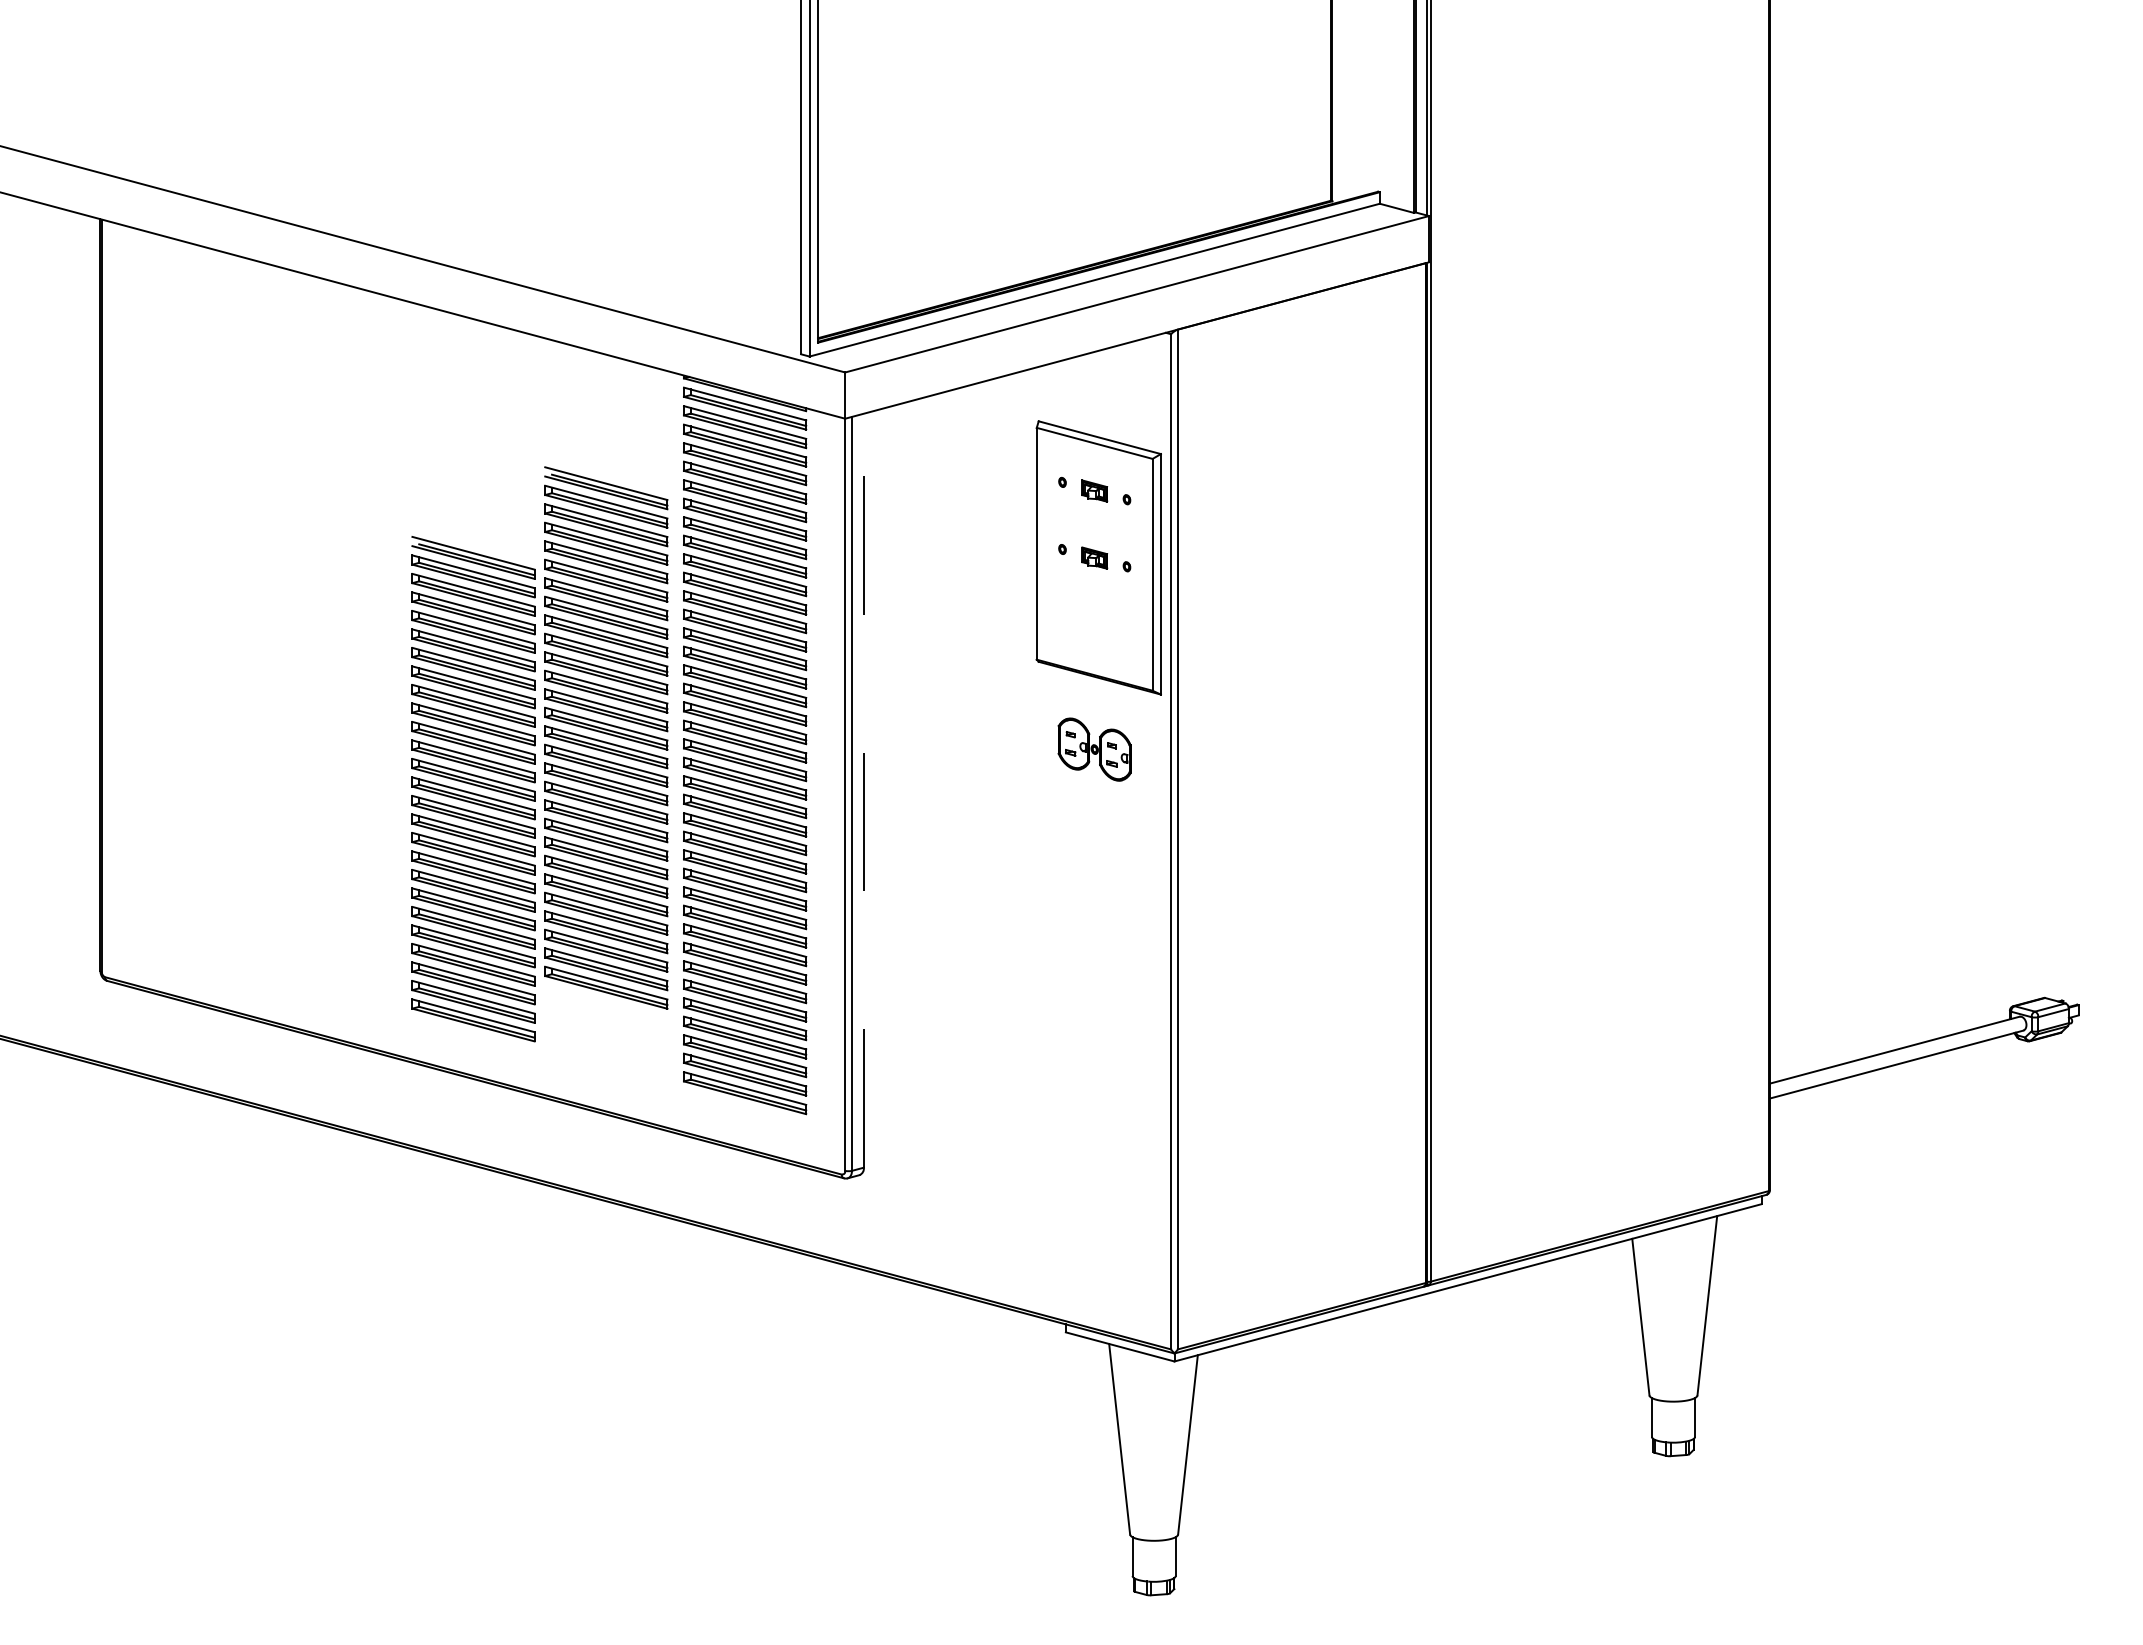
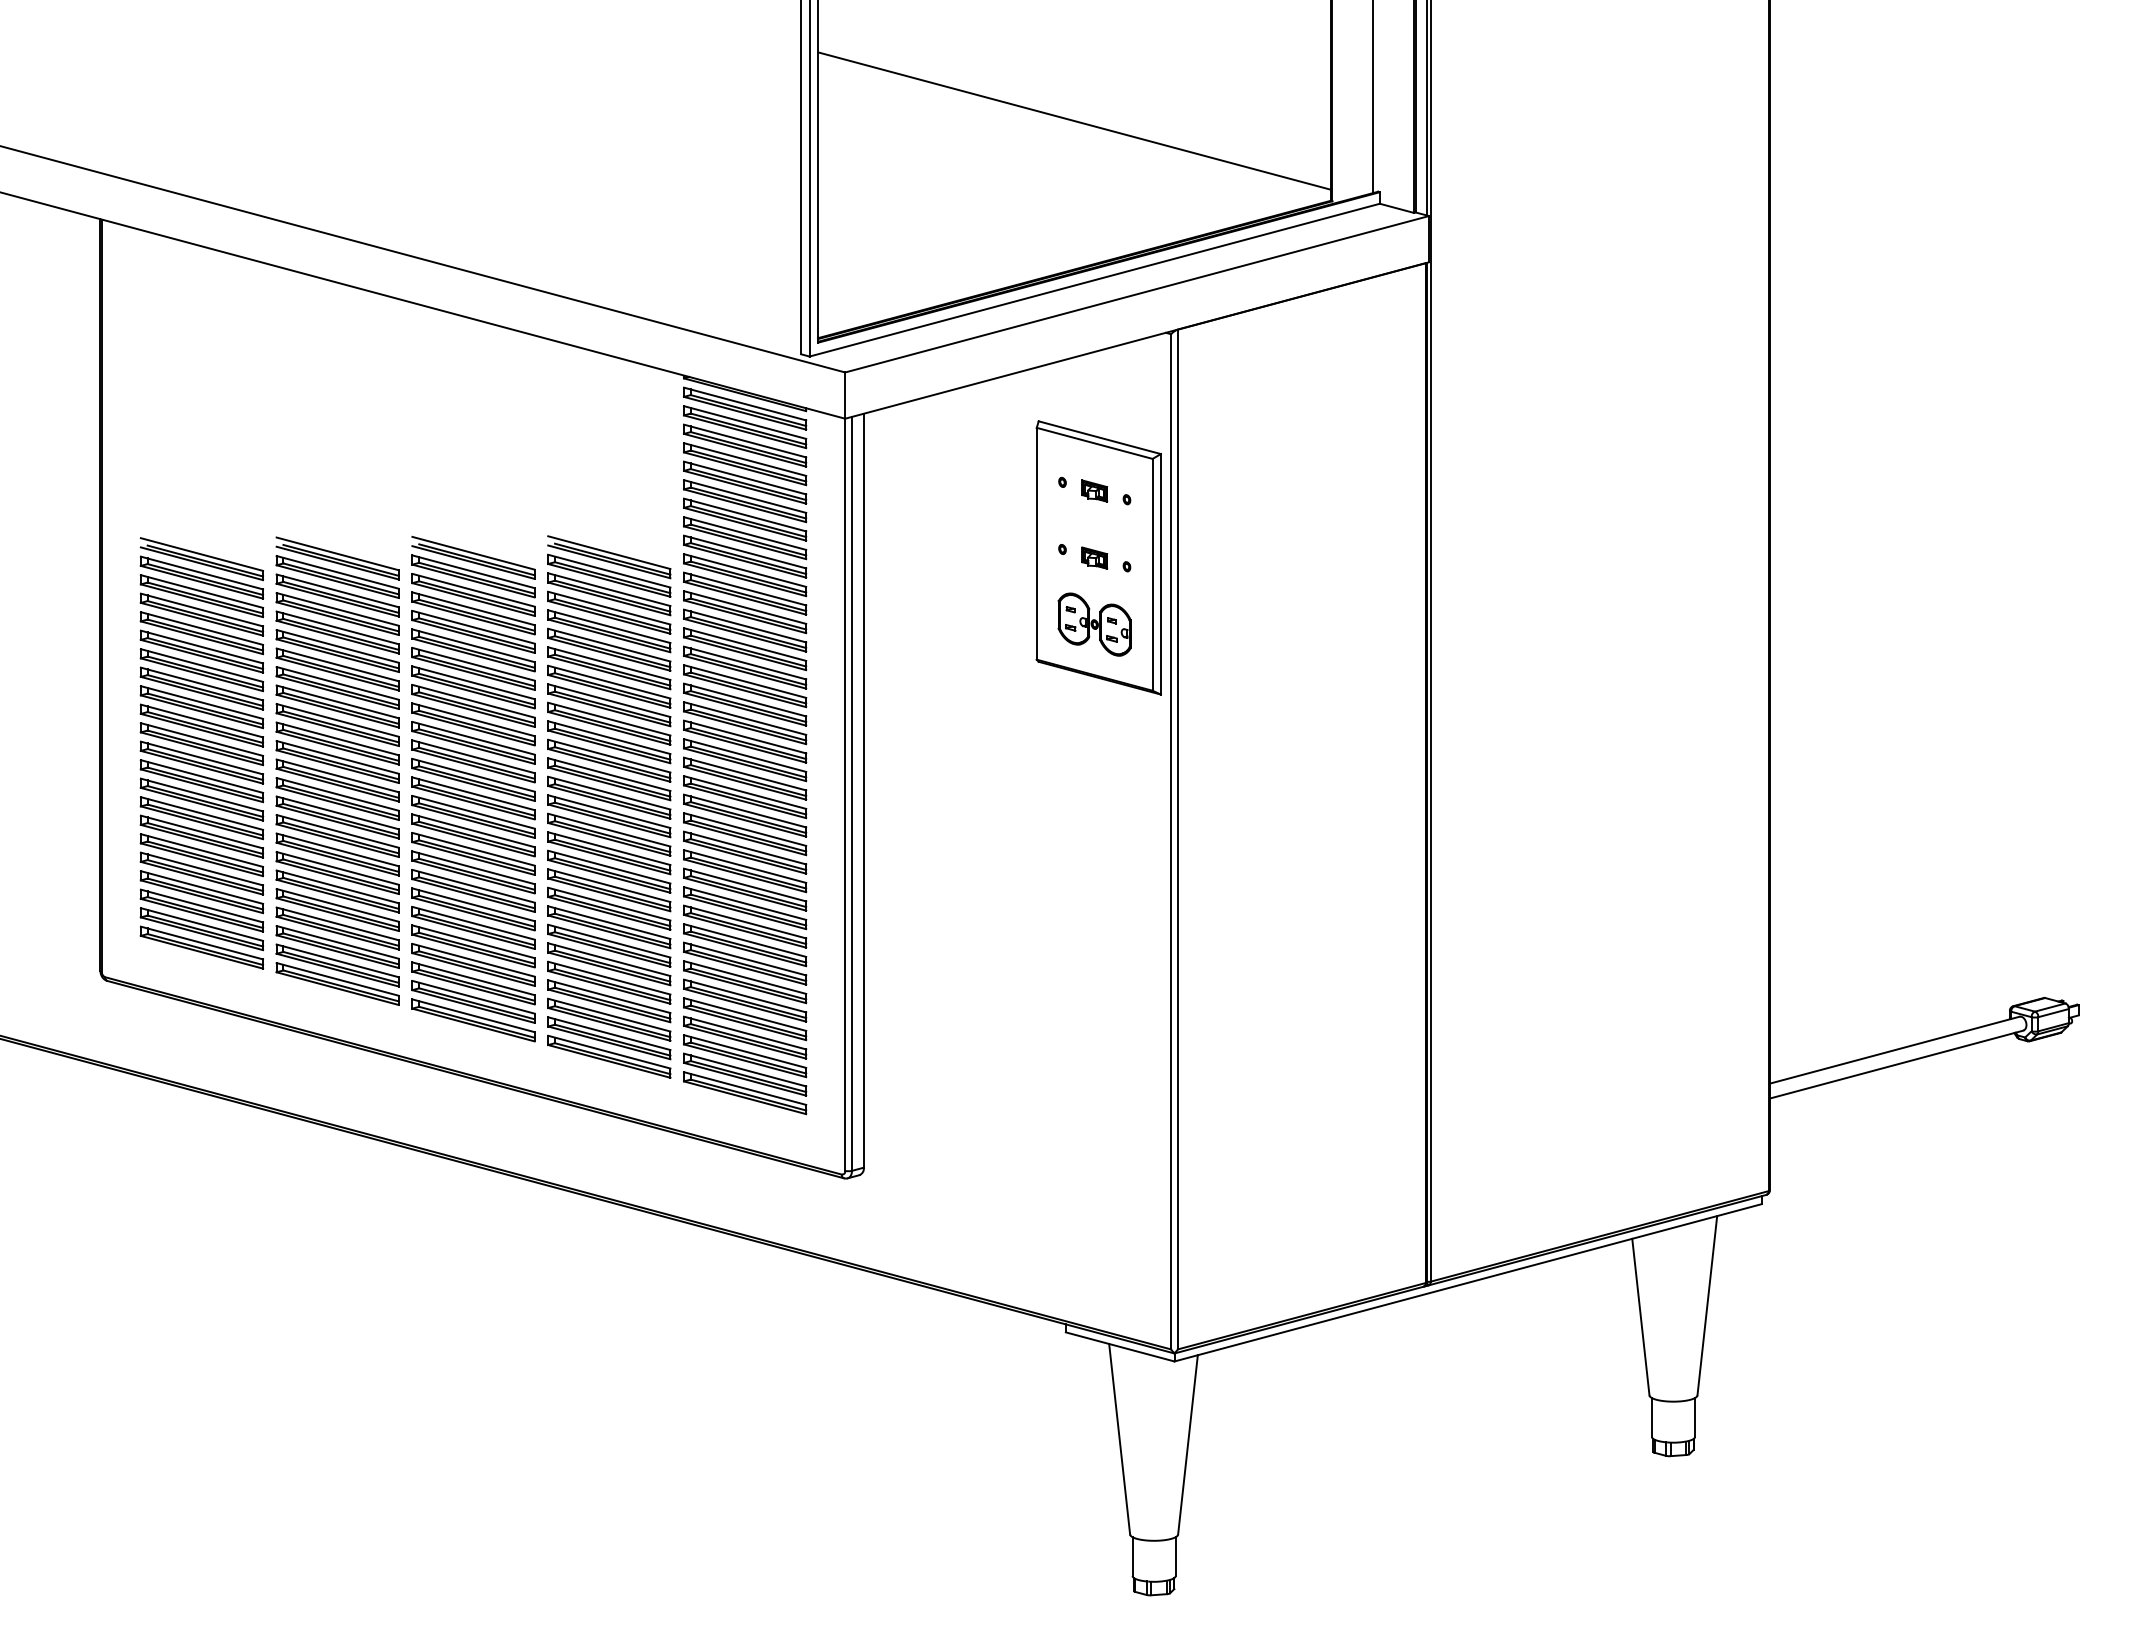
line: none -> present (1373, 97)
line: none -> present (1074, 120)
part position: (606, 737) -> (609, 806) (609, 806)
part position: (1094, 749) -> (1094, 624) (1094, 624)
part: none -> present (201, 753)
part: none -> present (337, 770)
line: dashed -> solid (863, 790)
